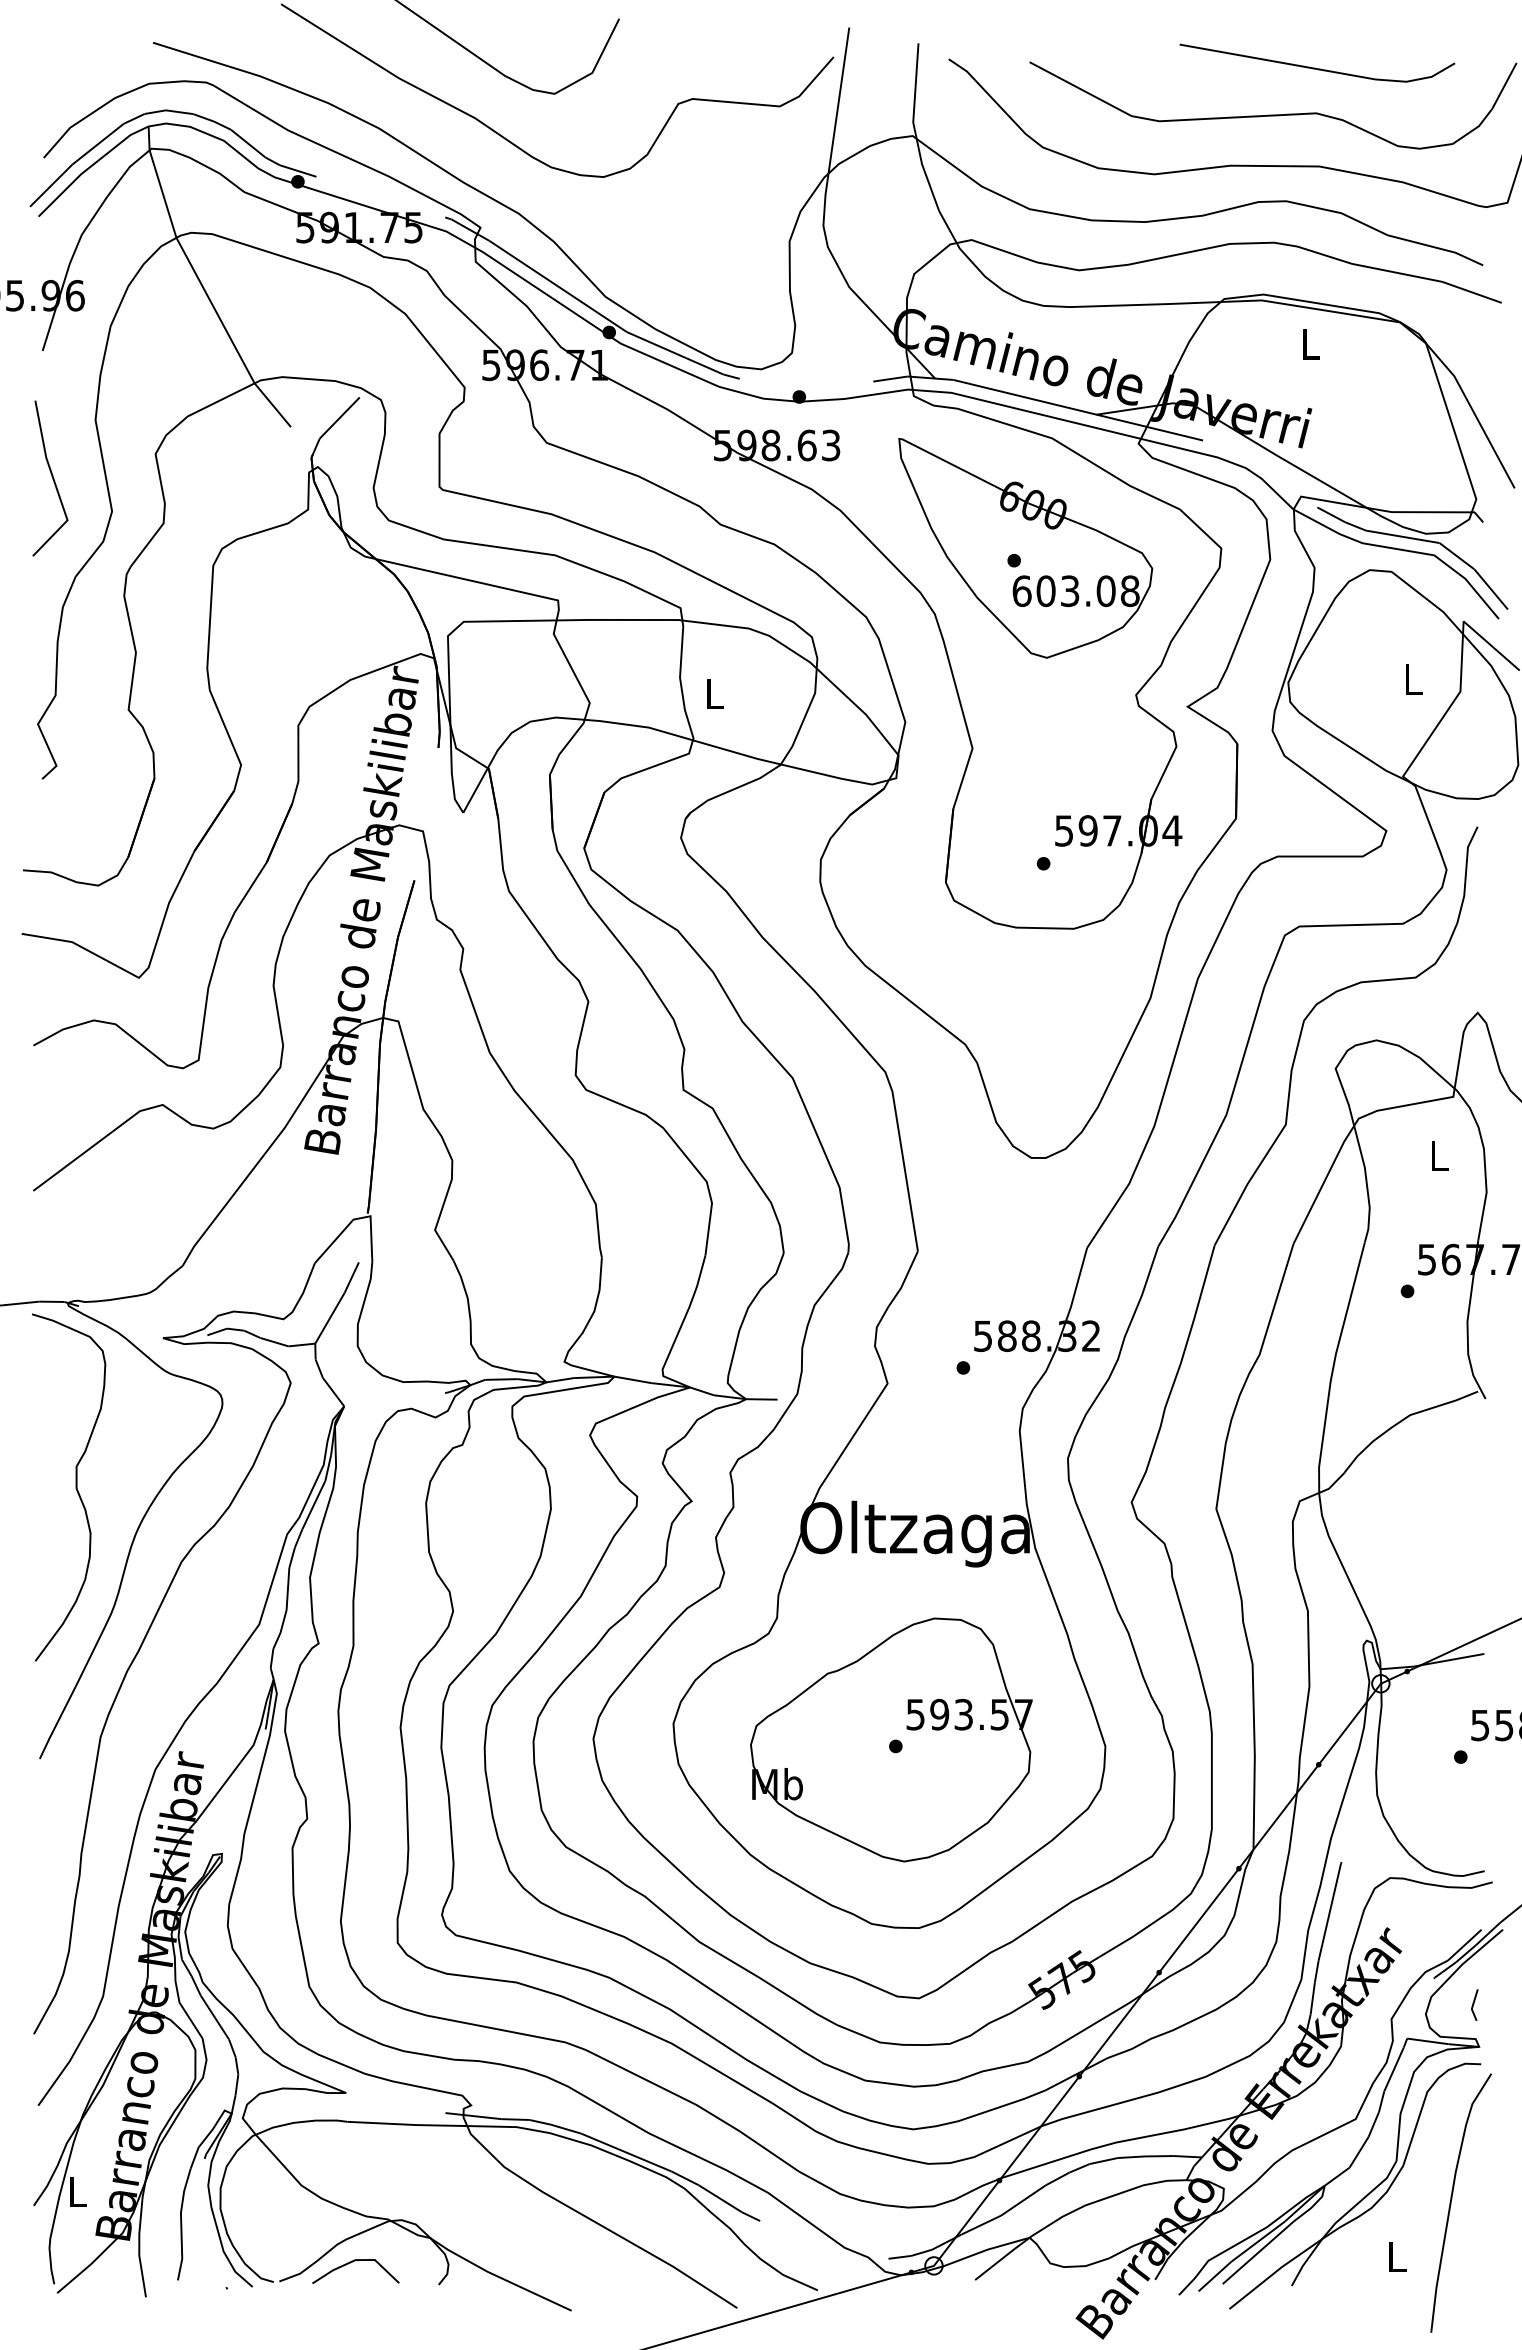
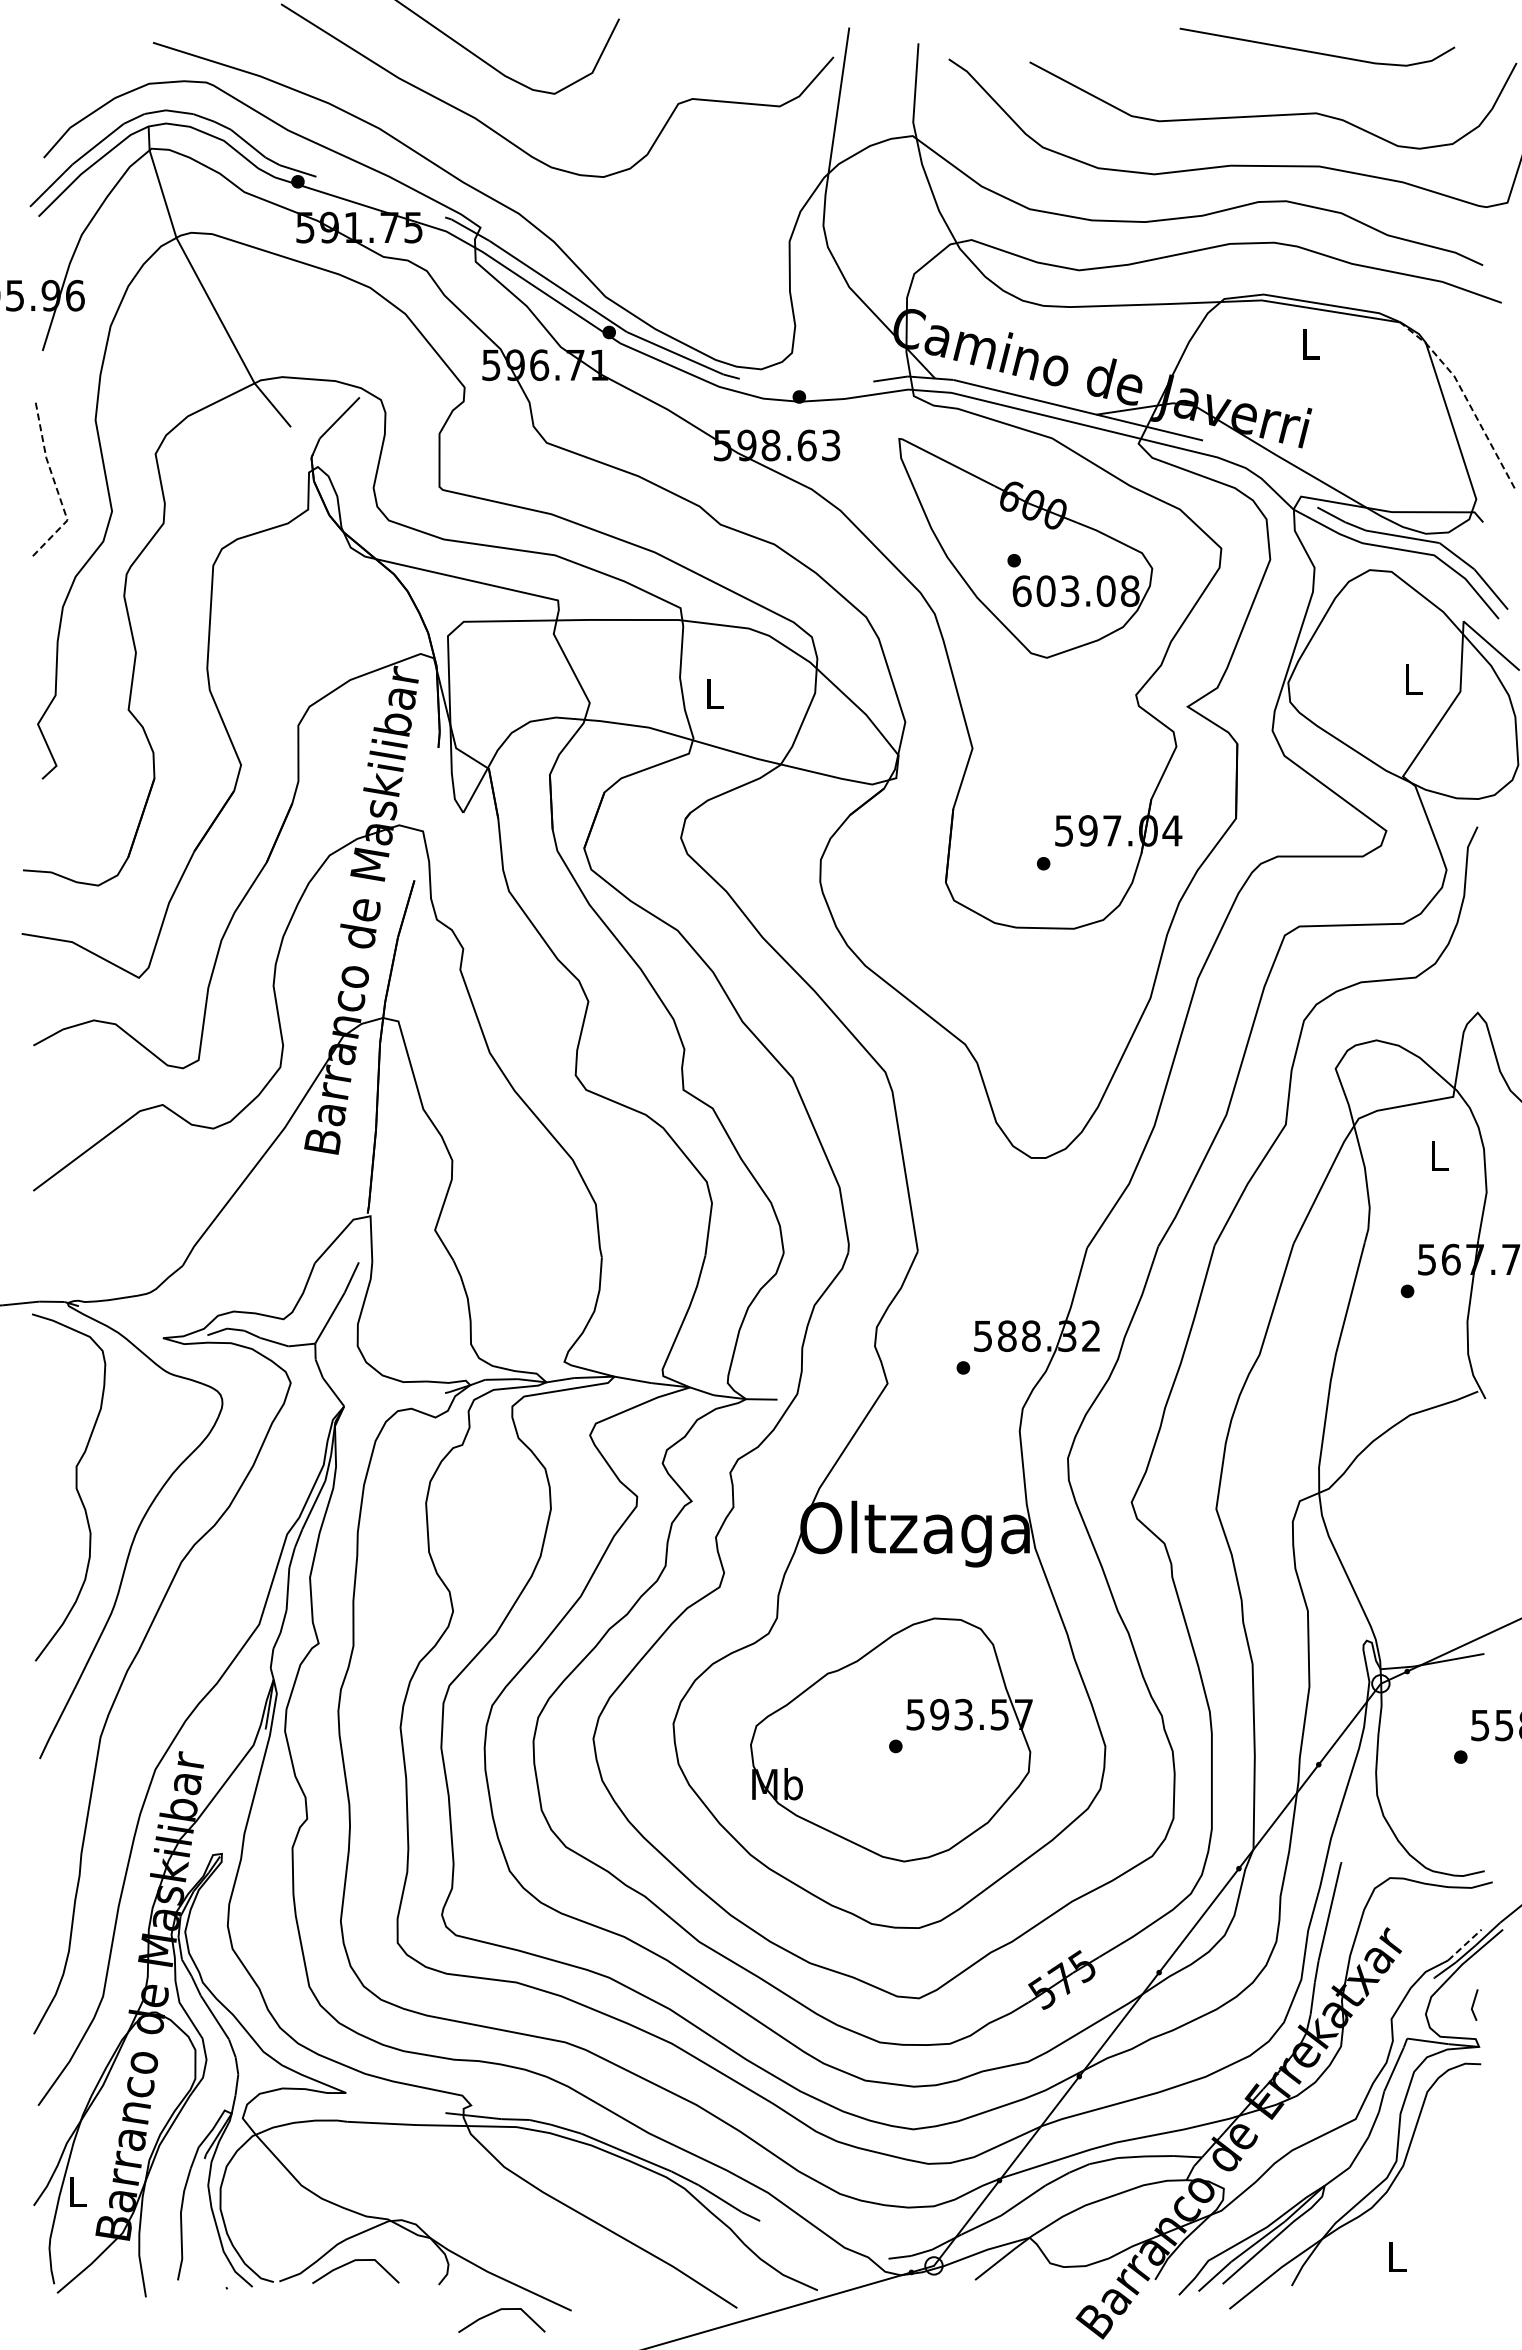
line position: (1315, 67) -> (1315, 51) (1315, 51)
line: solid -> dashed (1465, 397)
line: solid -> dashed (55, 484)
line: solid -> dashed (1464, 1945)
curve: present -> none (1452, 2199)
line: none -> present (496, 2312)
